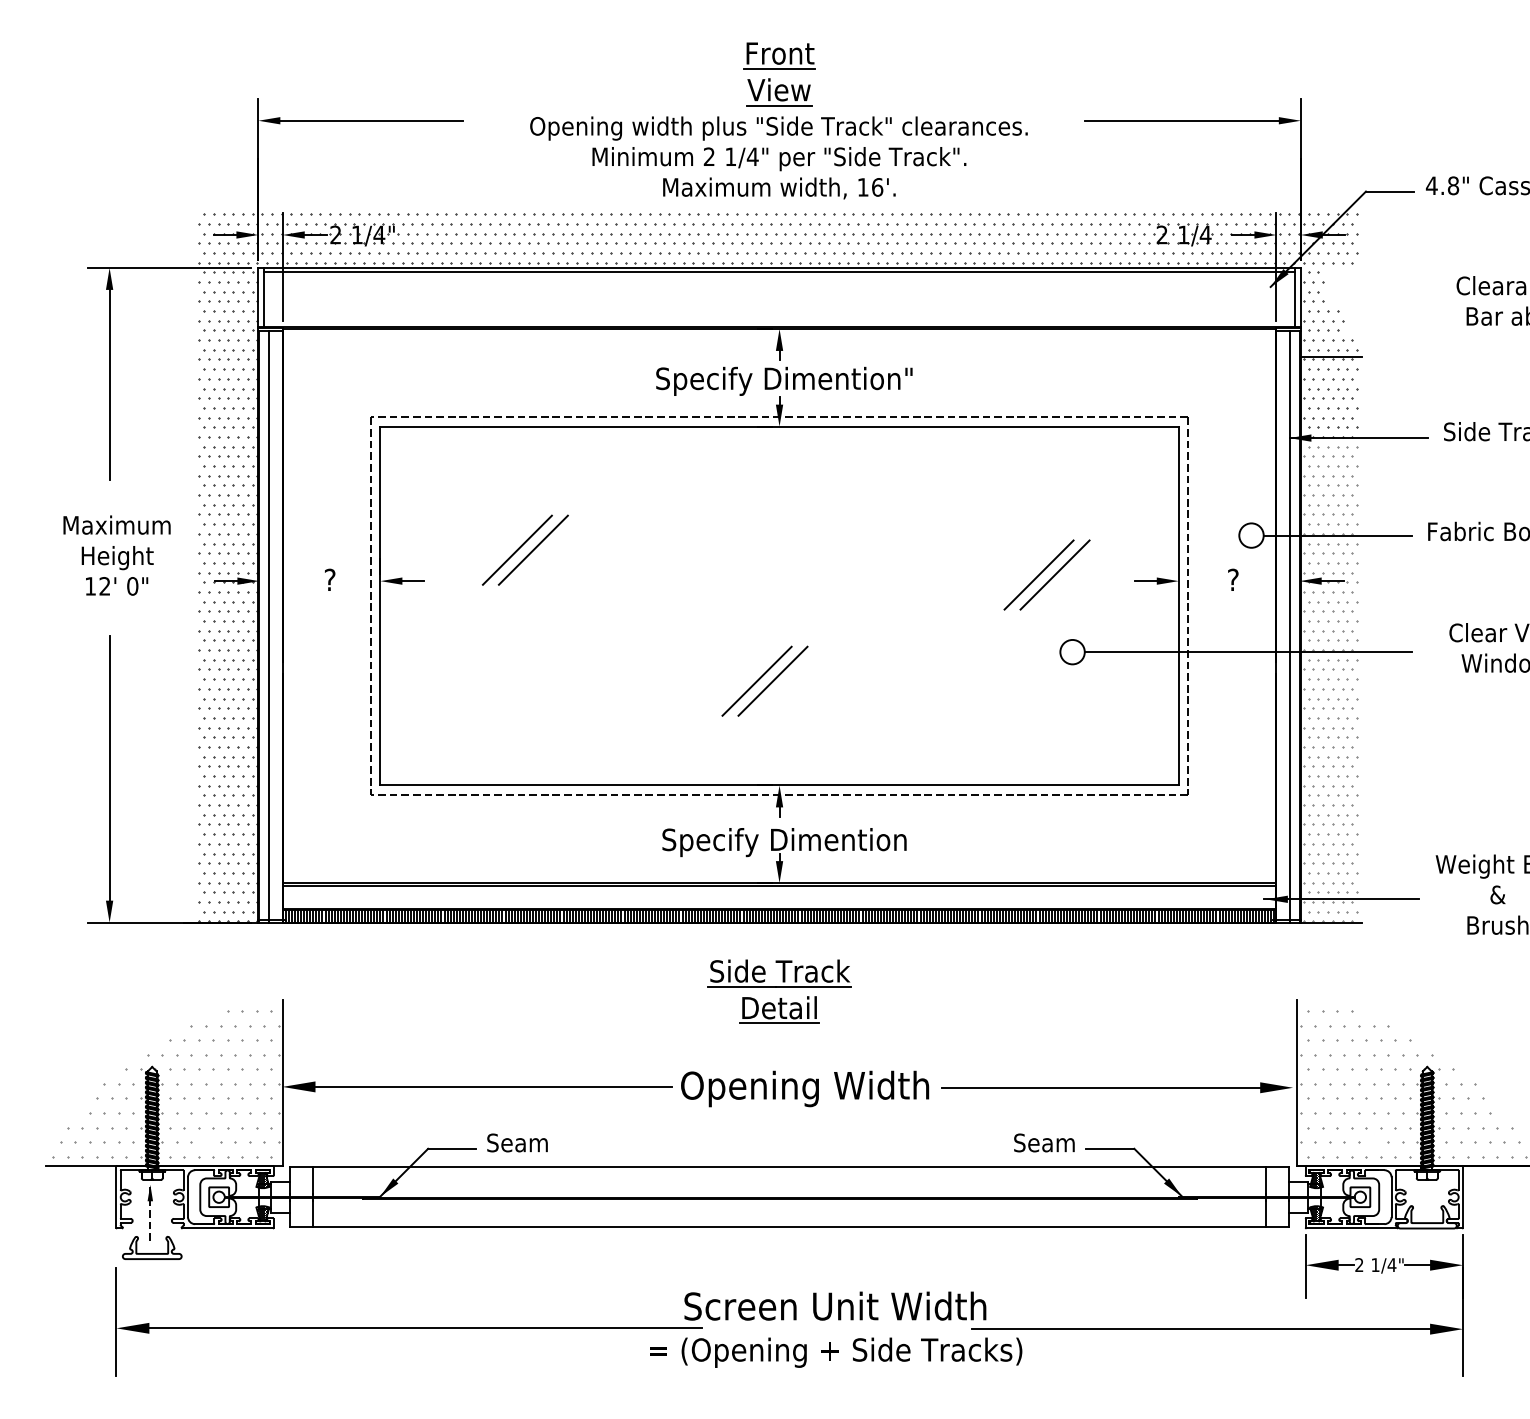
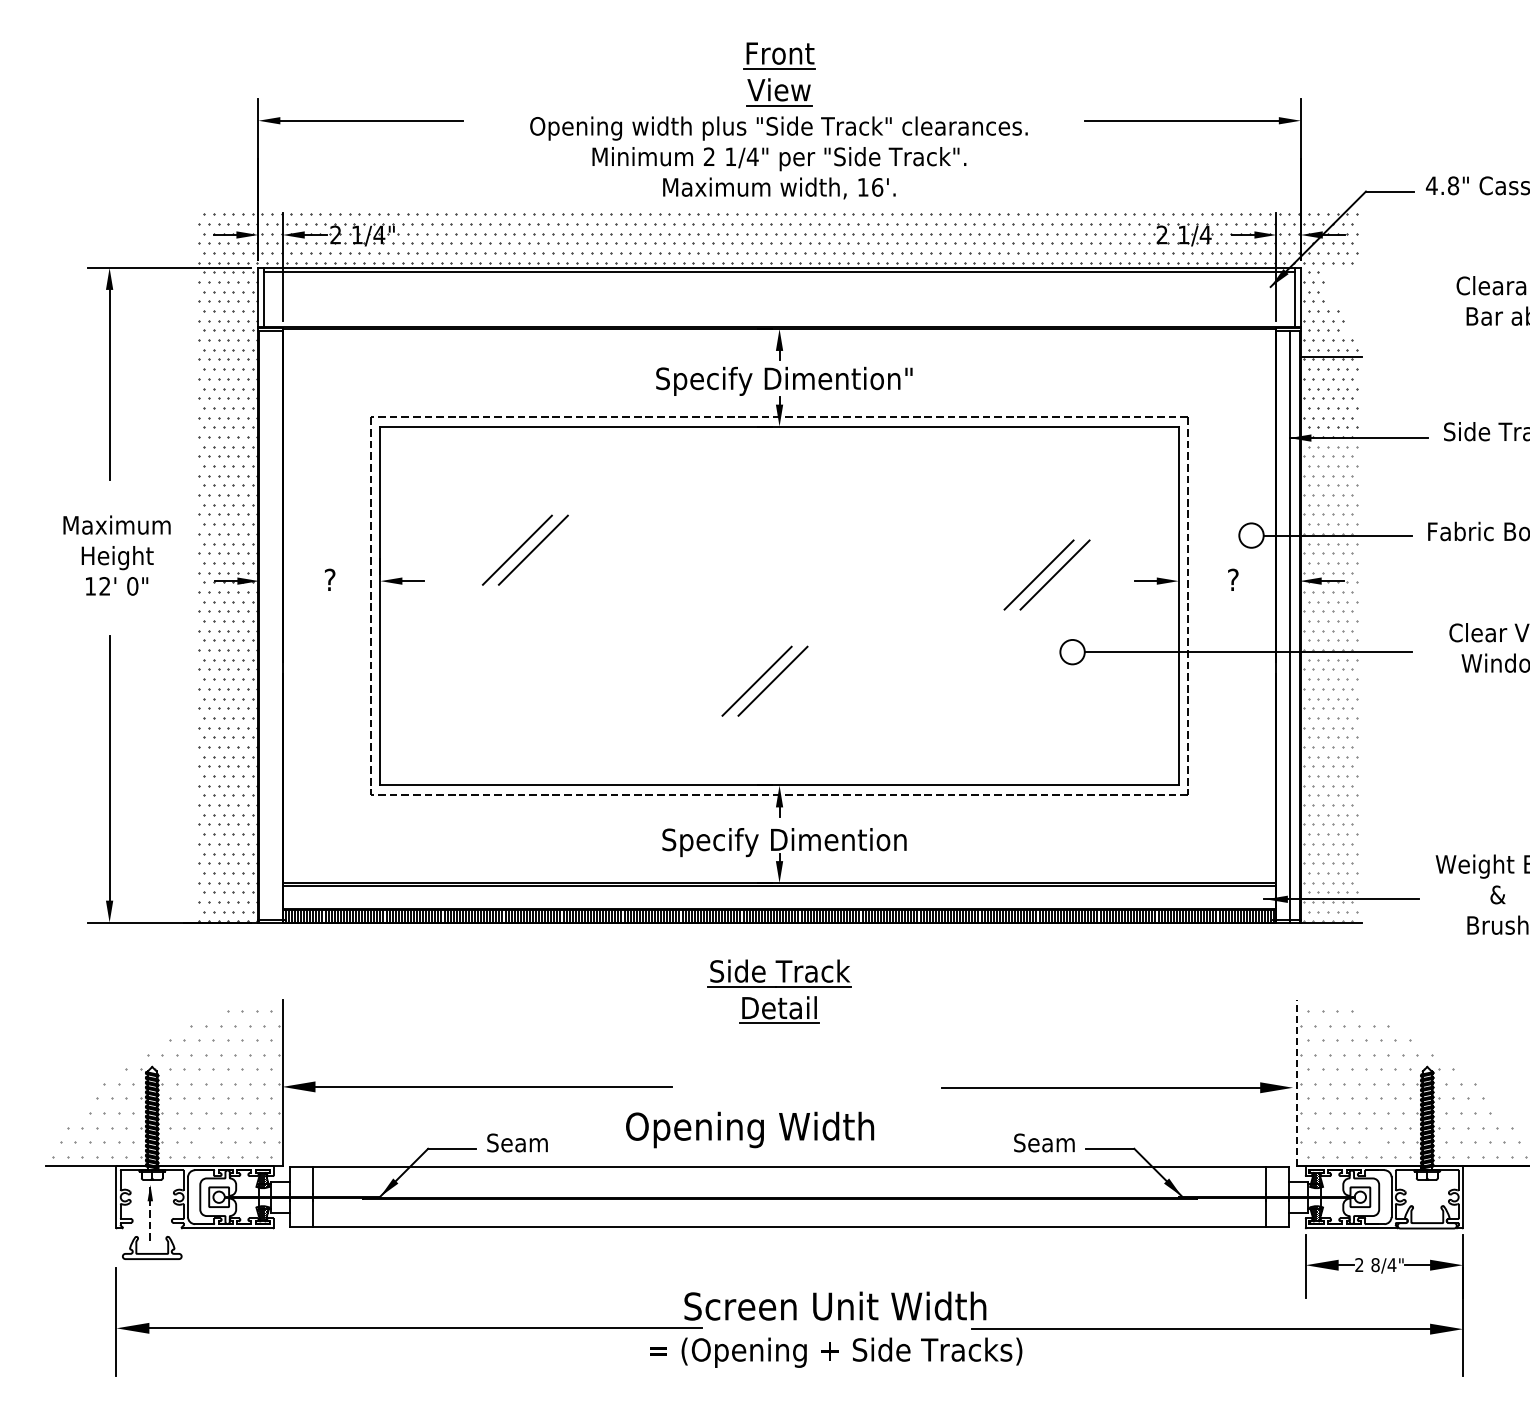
line: present -> none (269, 626)
line: solid -> dashed (1296, 1082)
text position: (805, 1088) -> (750, 1129) (750, 1129)
text: 1/4" -> 8/4" (1375, 1265)
